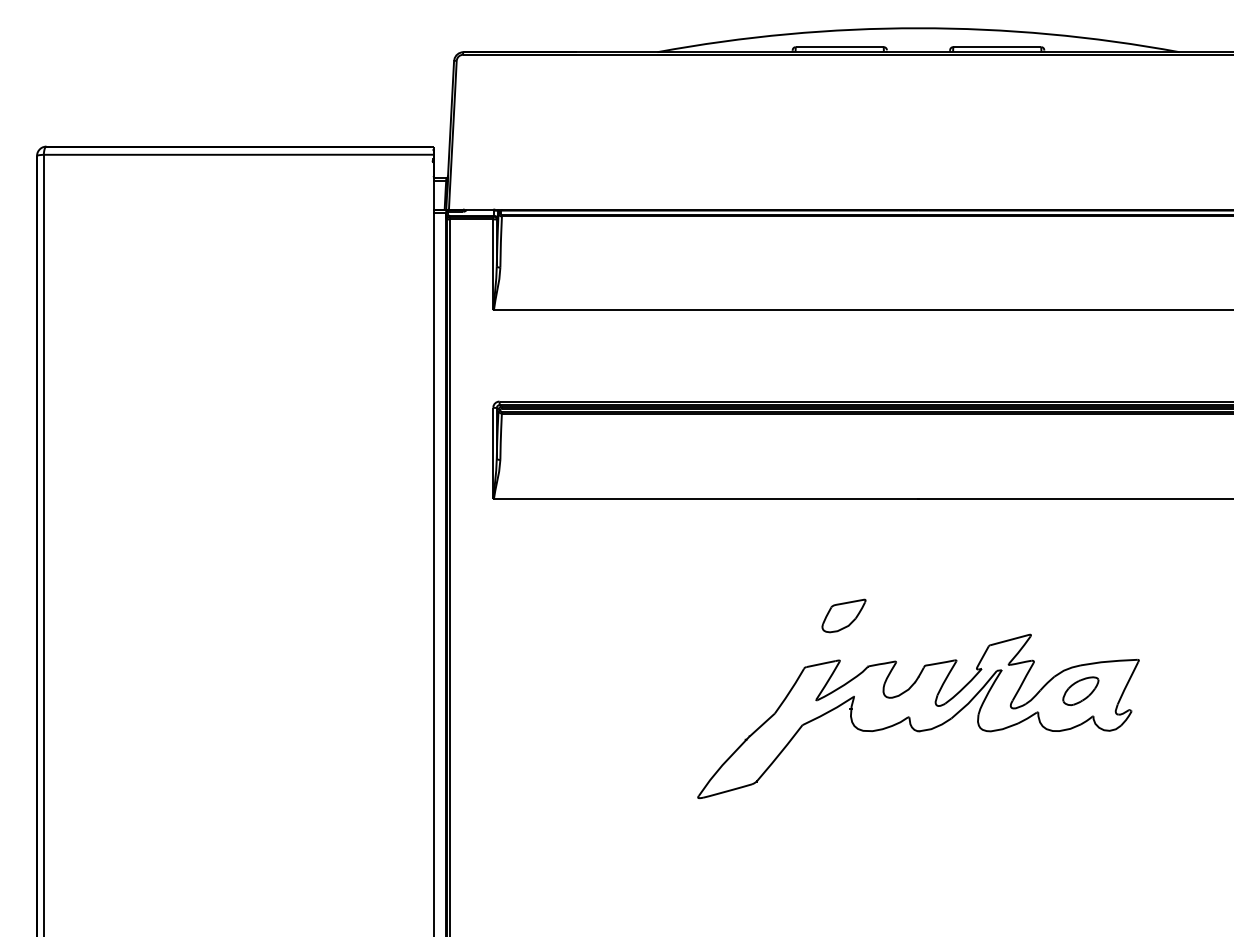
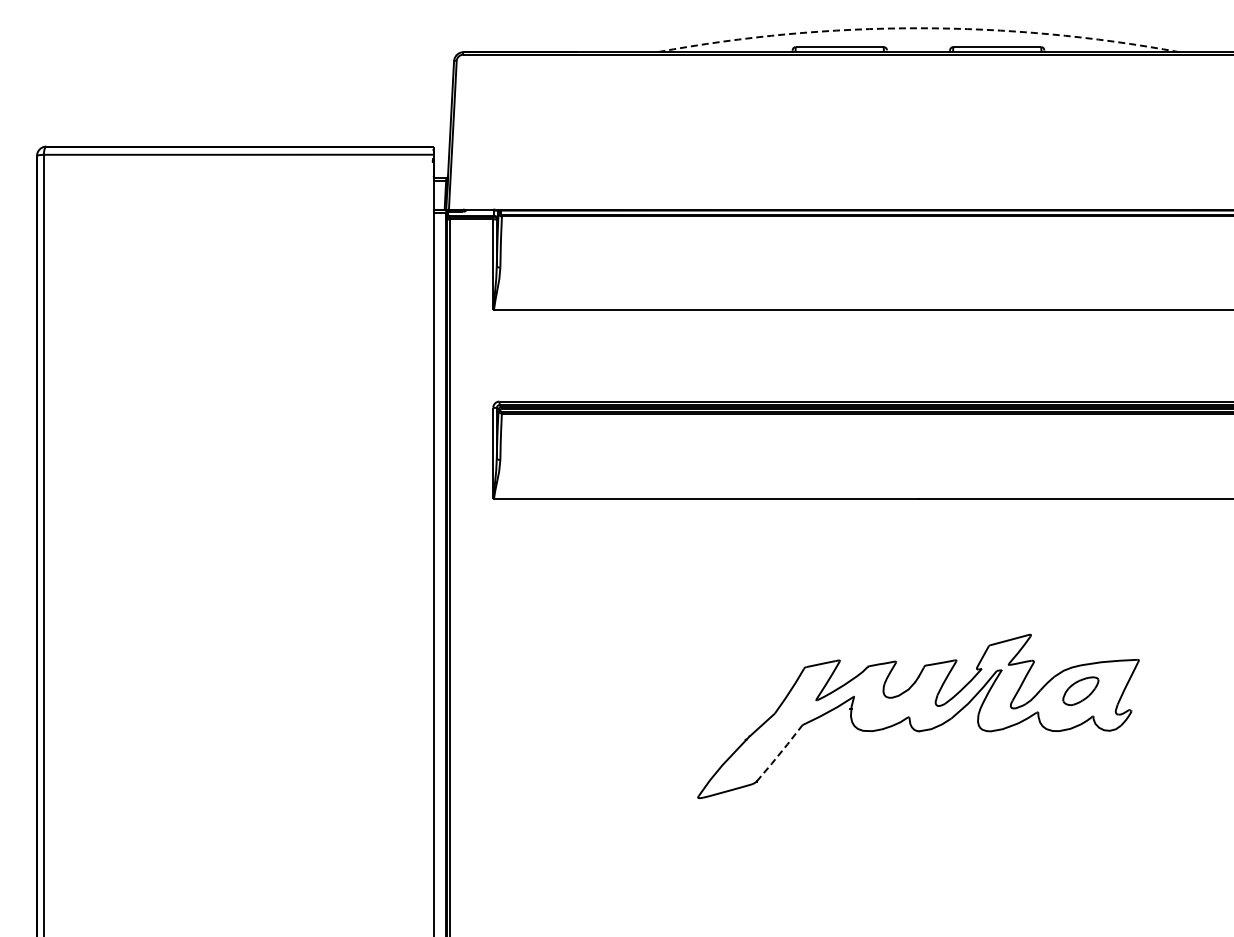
arc: solid -> dashed (918, 28)
part: present -> none (843, 615)
line: solid -> dashed (780, 753)
